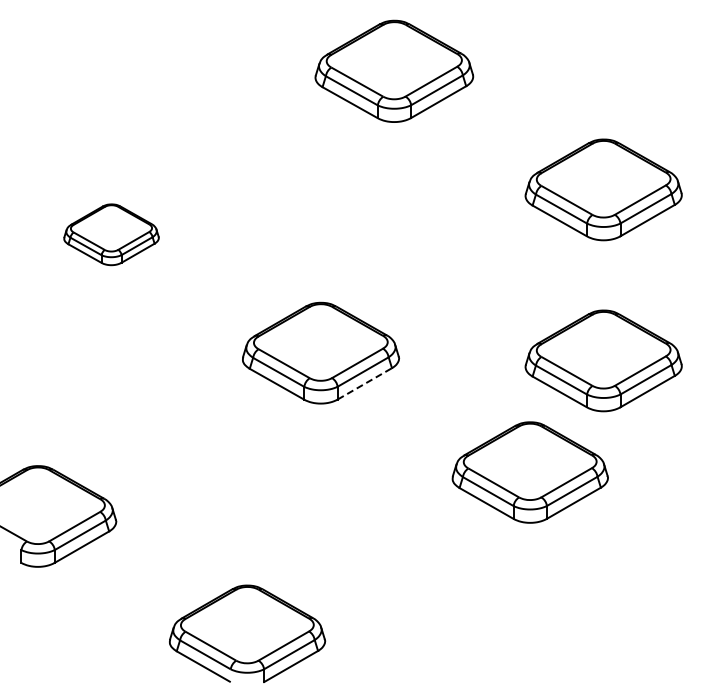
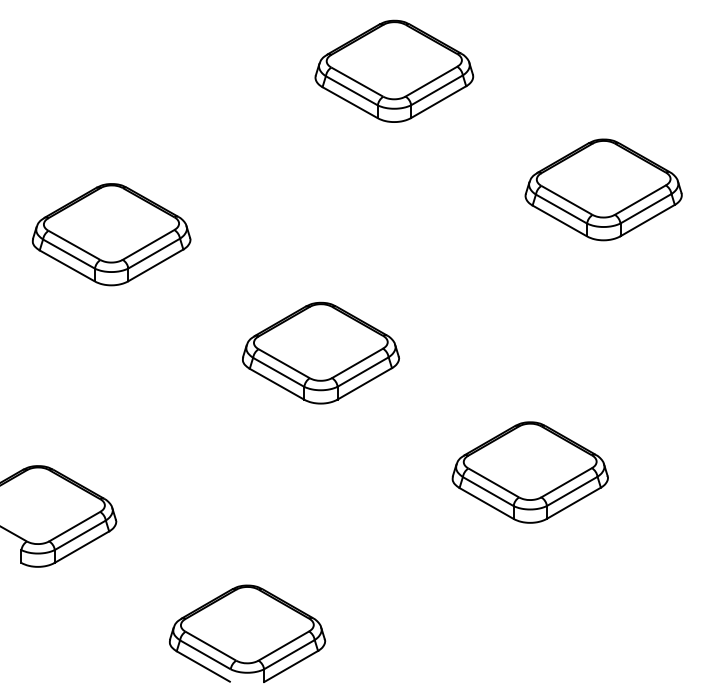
part size: 97x64 px -> 161x104 px (111, 234)
part: present -> none (603, 360)
line: dashed -> solid (365, 383)
